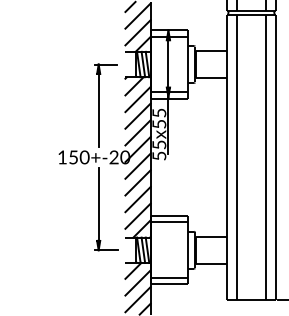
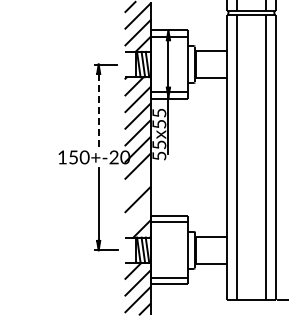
line: solid -> dashed (98, 110)
line: present -> none (137, 182)
line: present -> none (137, 215)
